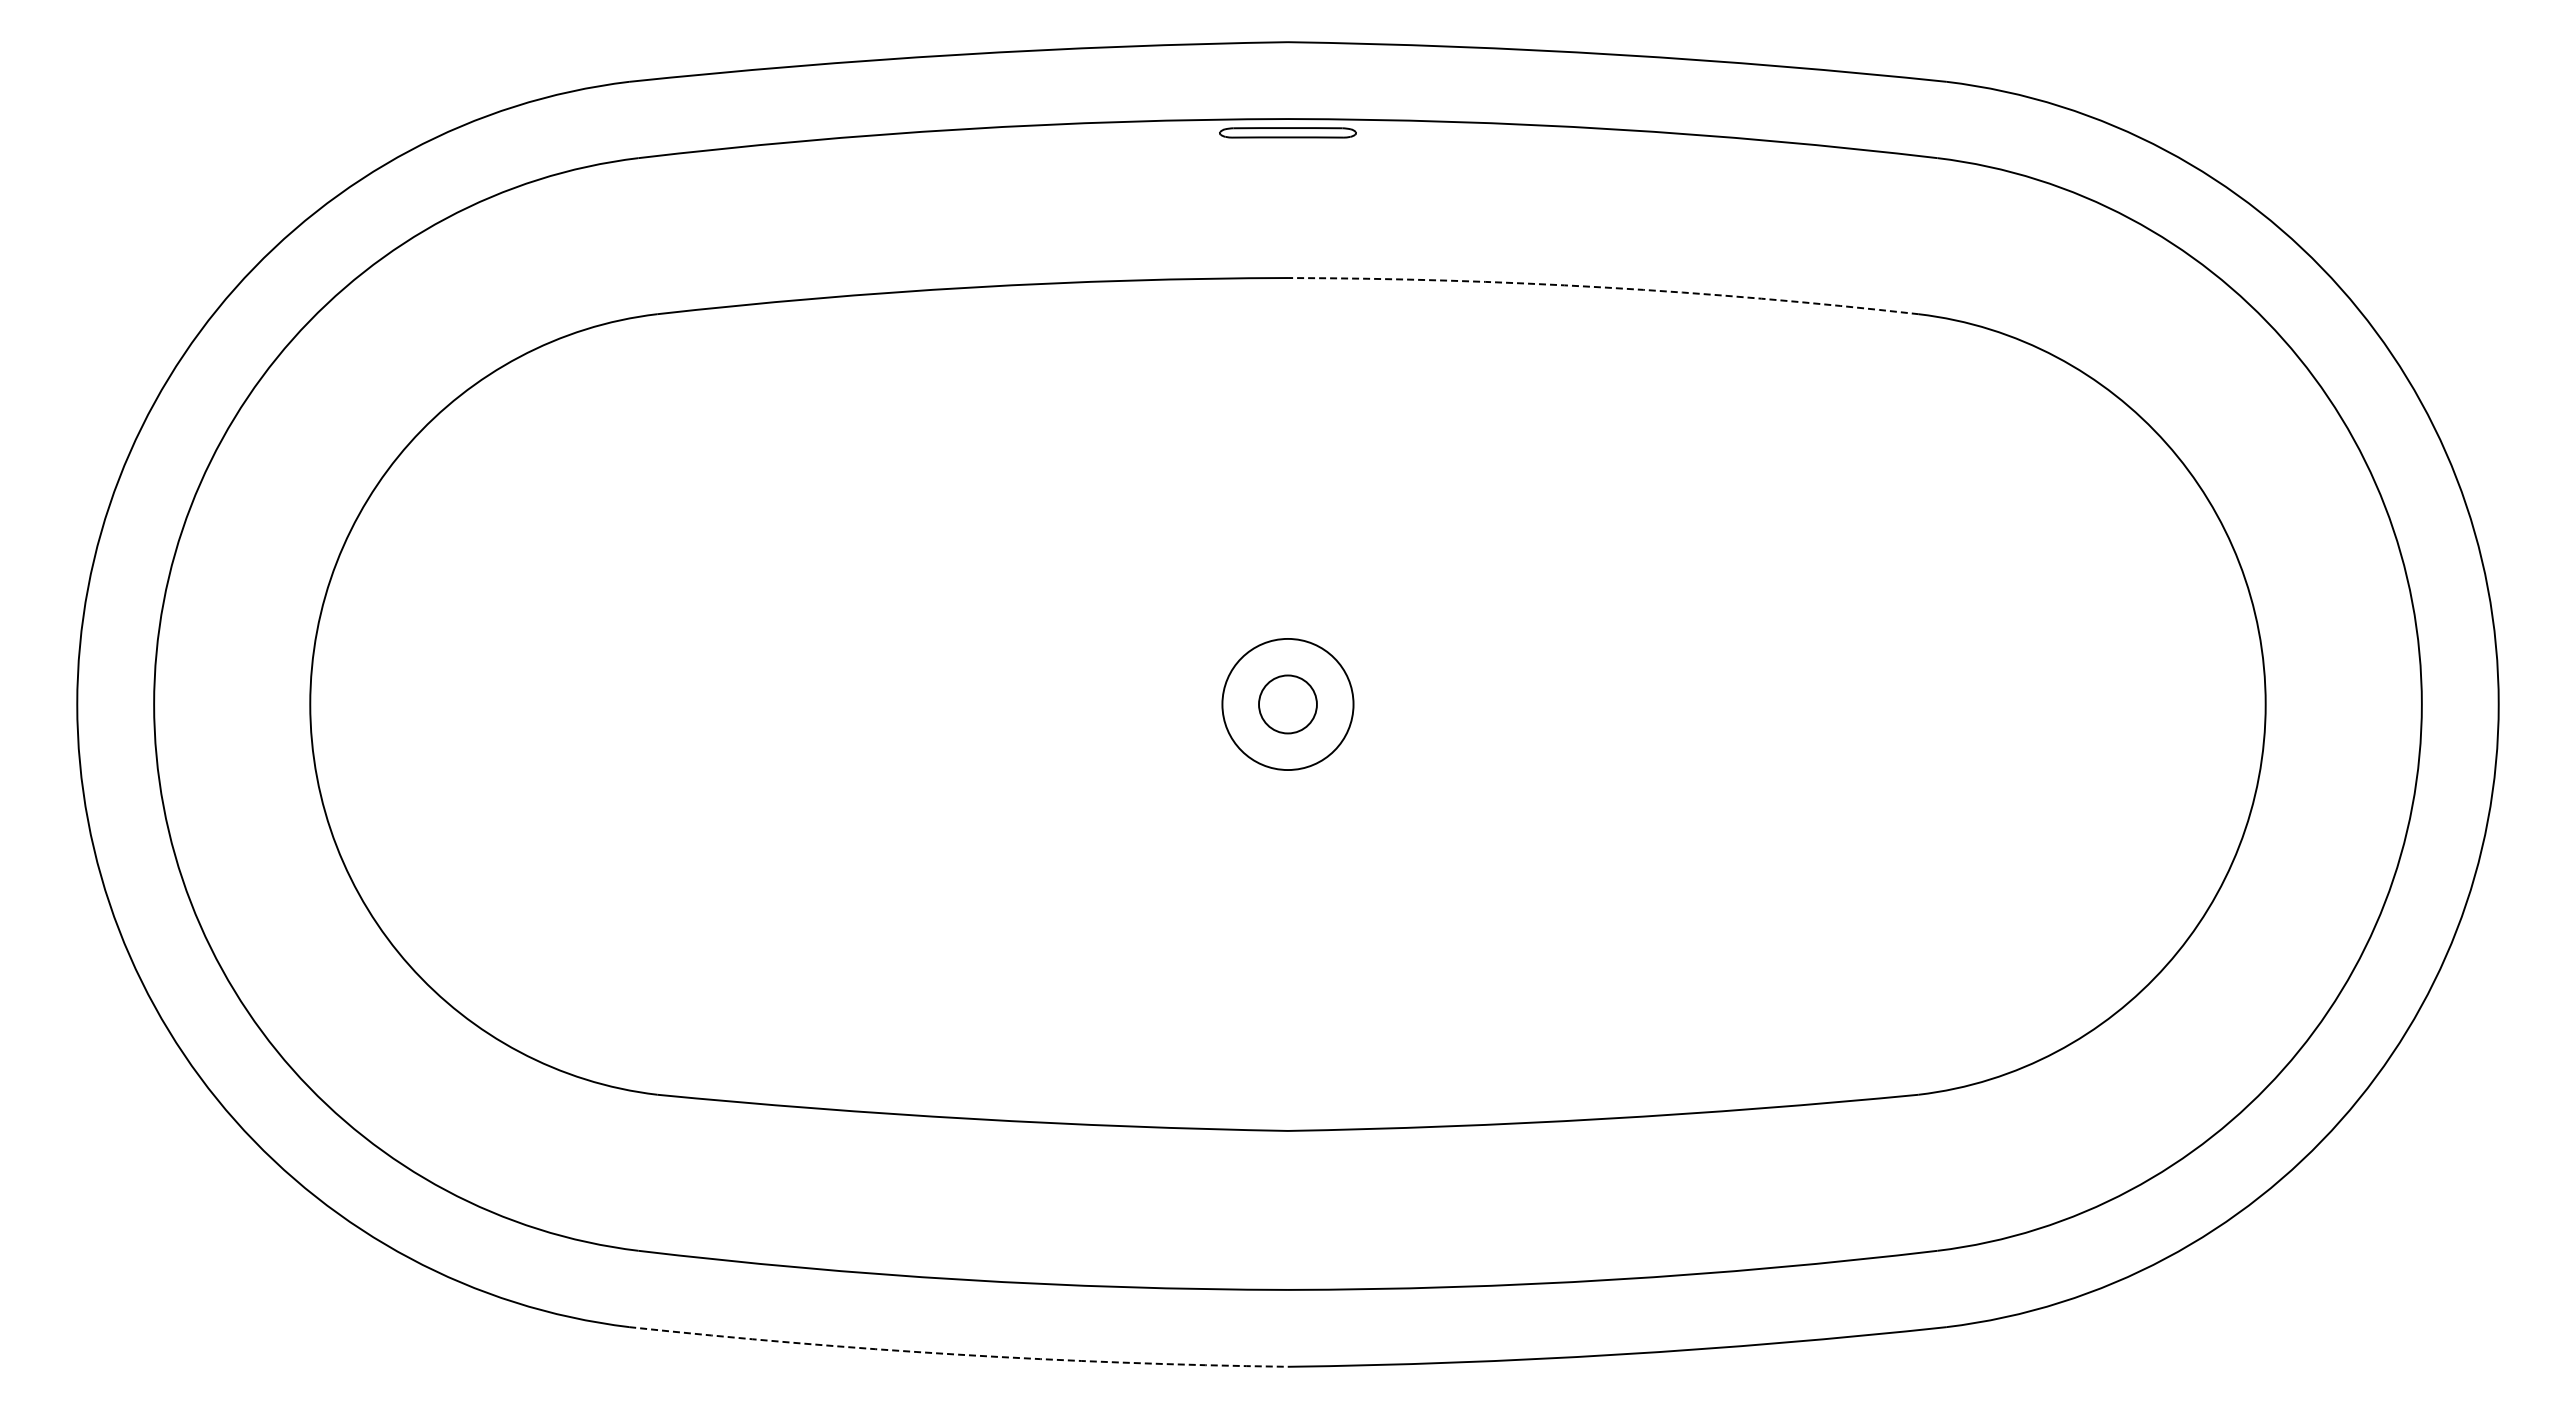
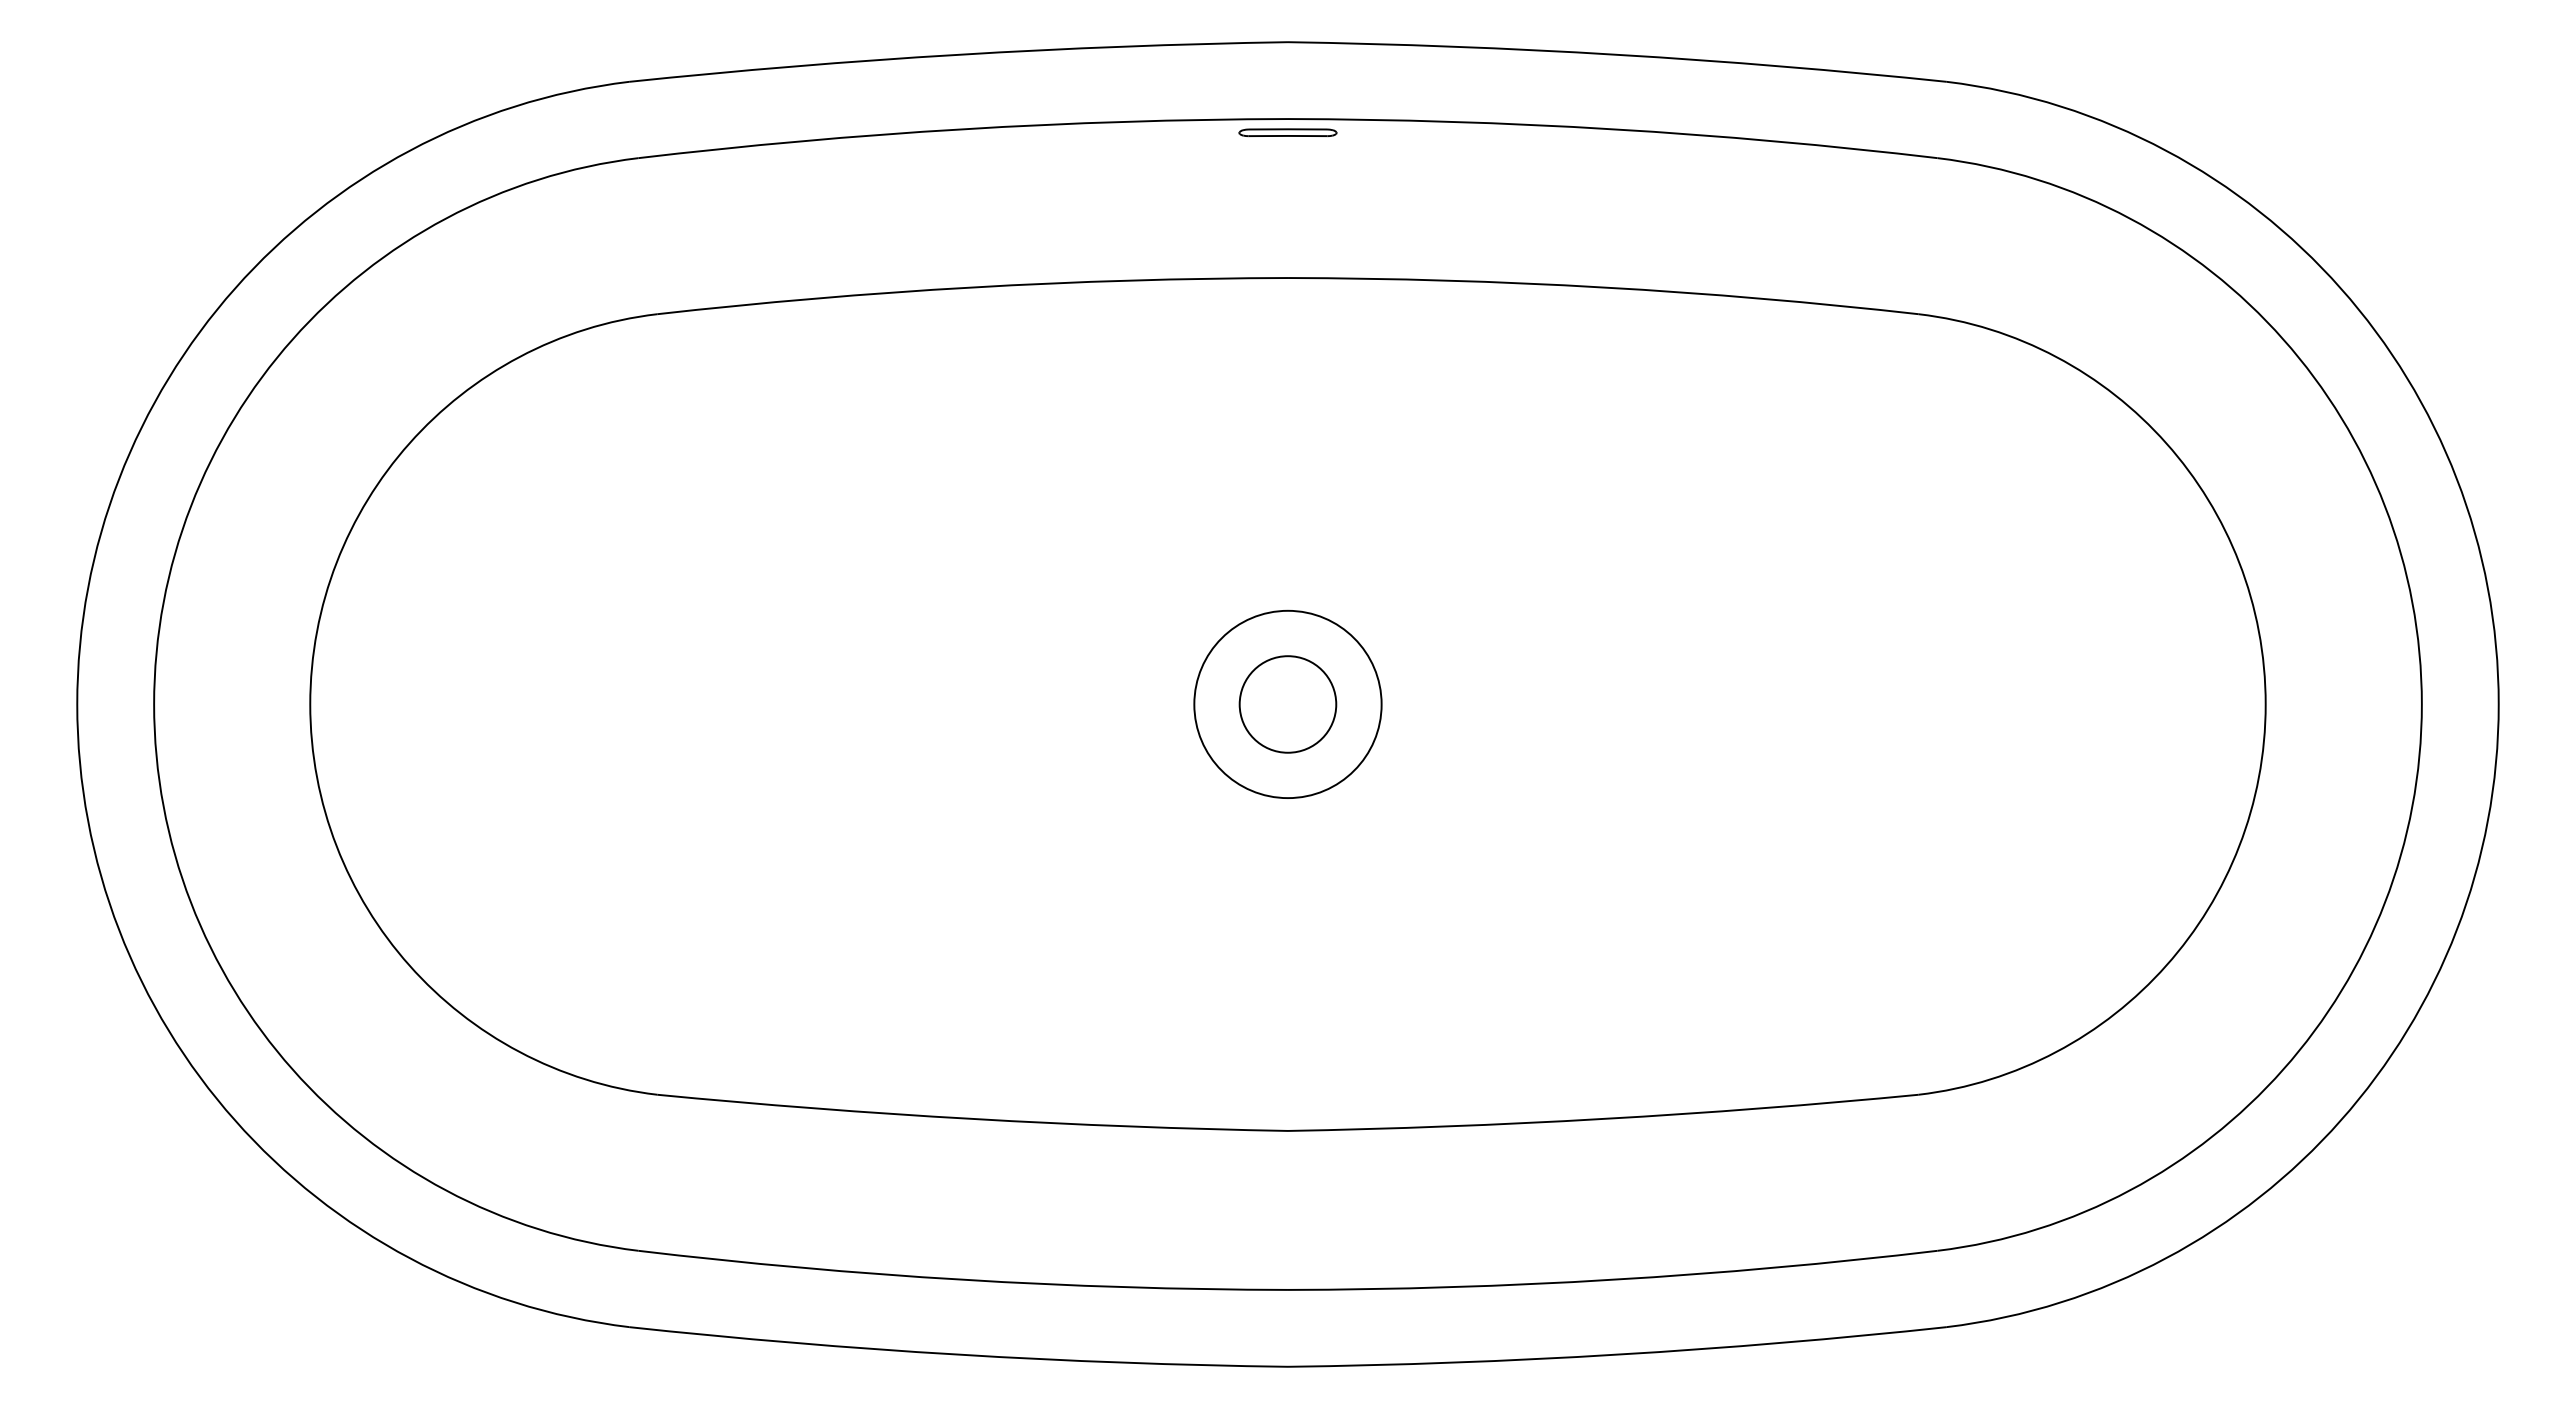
part size: 138x12 px -> 100x9 px (1287, 132)
arc: dashed -> solid (1603, 287)
circle diameter: 131 px -> 187 px (1287, 704)
circle diameter: 58 px -> 97 px (1287, 704)
arc: dashed -> solid (958, 1354)
